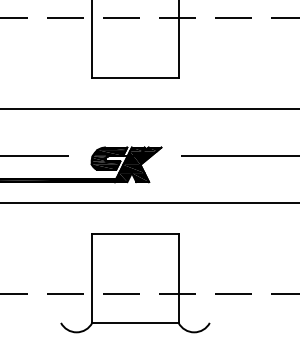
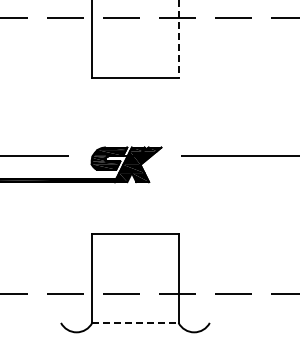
line: solid -> dashed (178, 38)
line: present -> none (149, 108)
line: present -> none (149, 203)
line: solid -> dashed (135, 322)
